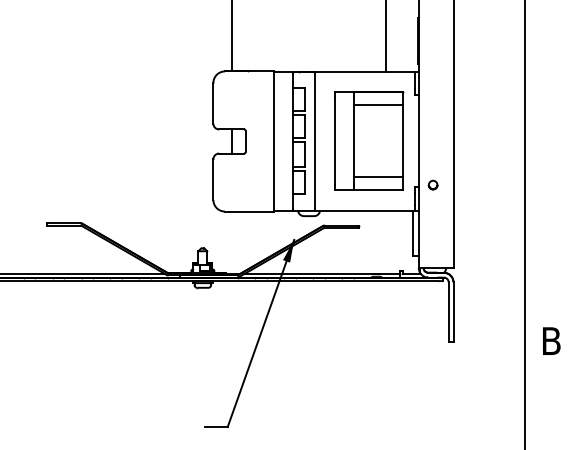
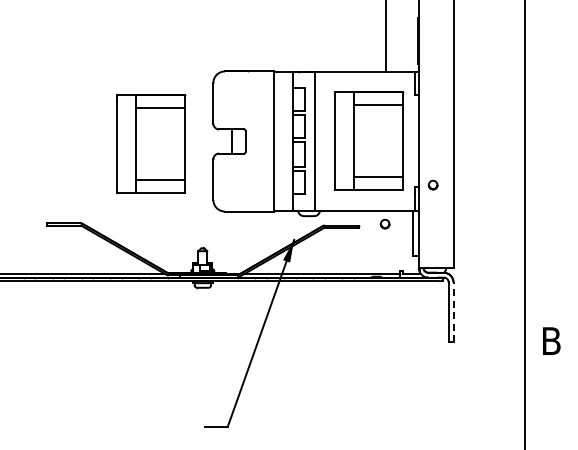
line: present -> none (232, 36)
part: none -> present (151, 143)
part: none -> present (384, 223)
line: solid -> dashed (453, 312)
